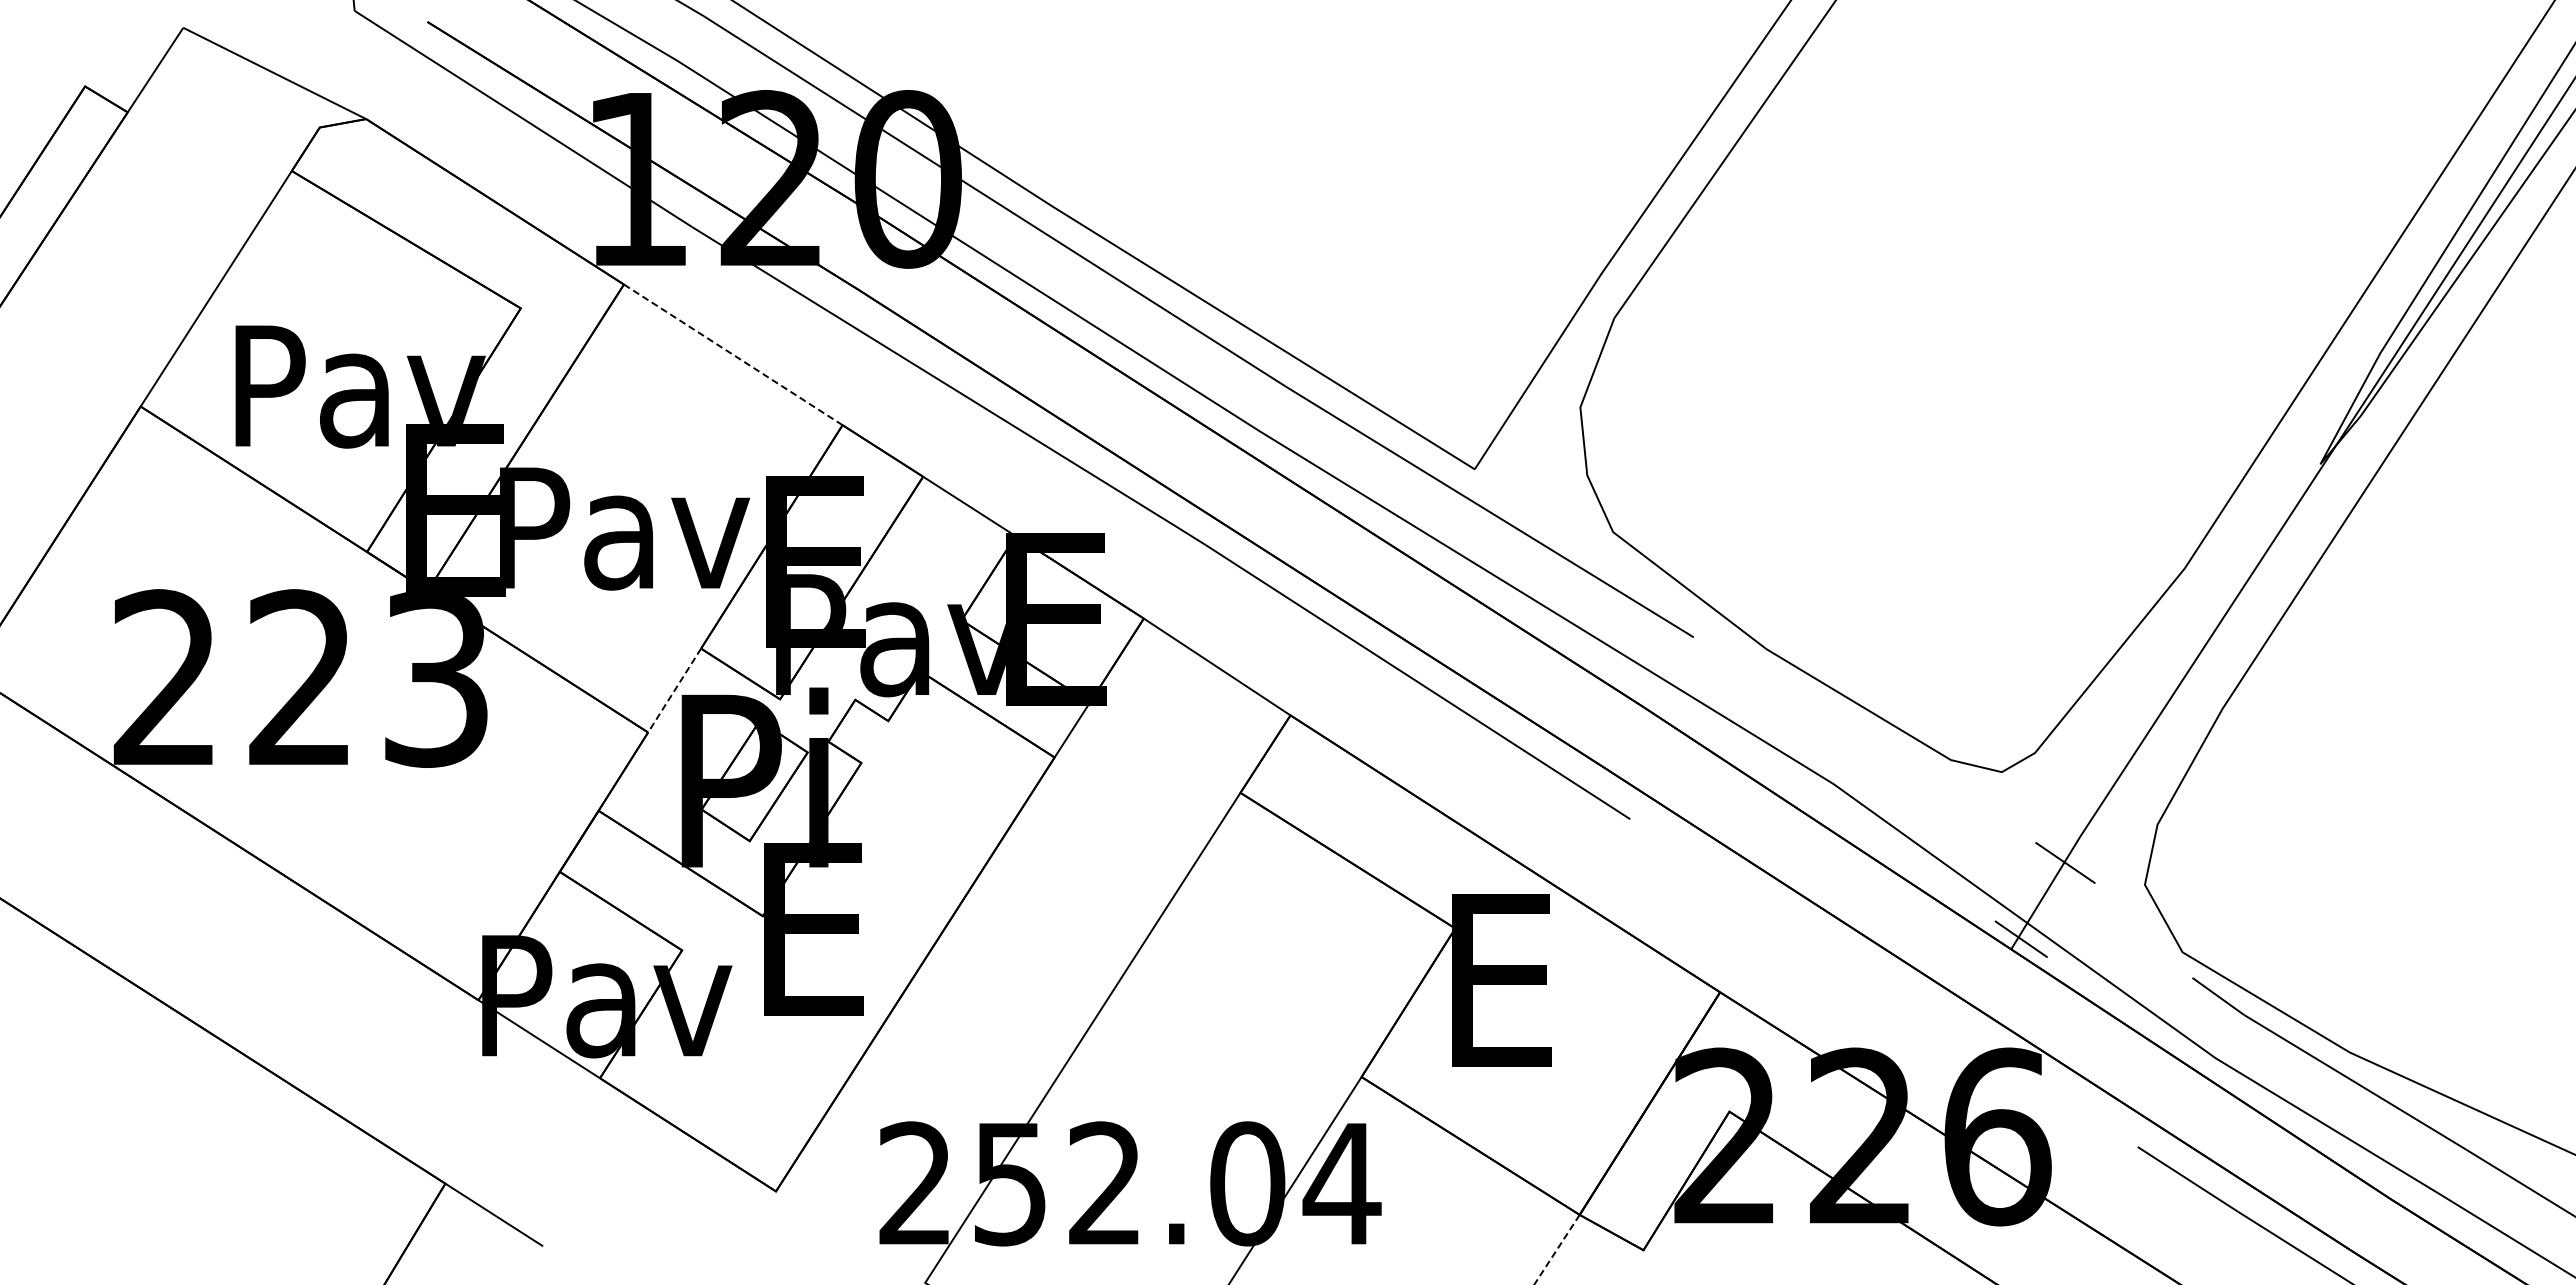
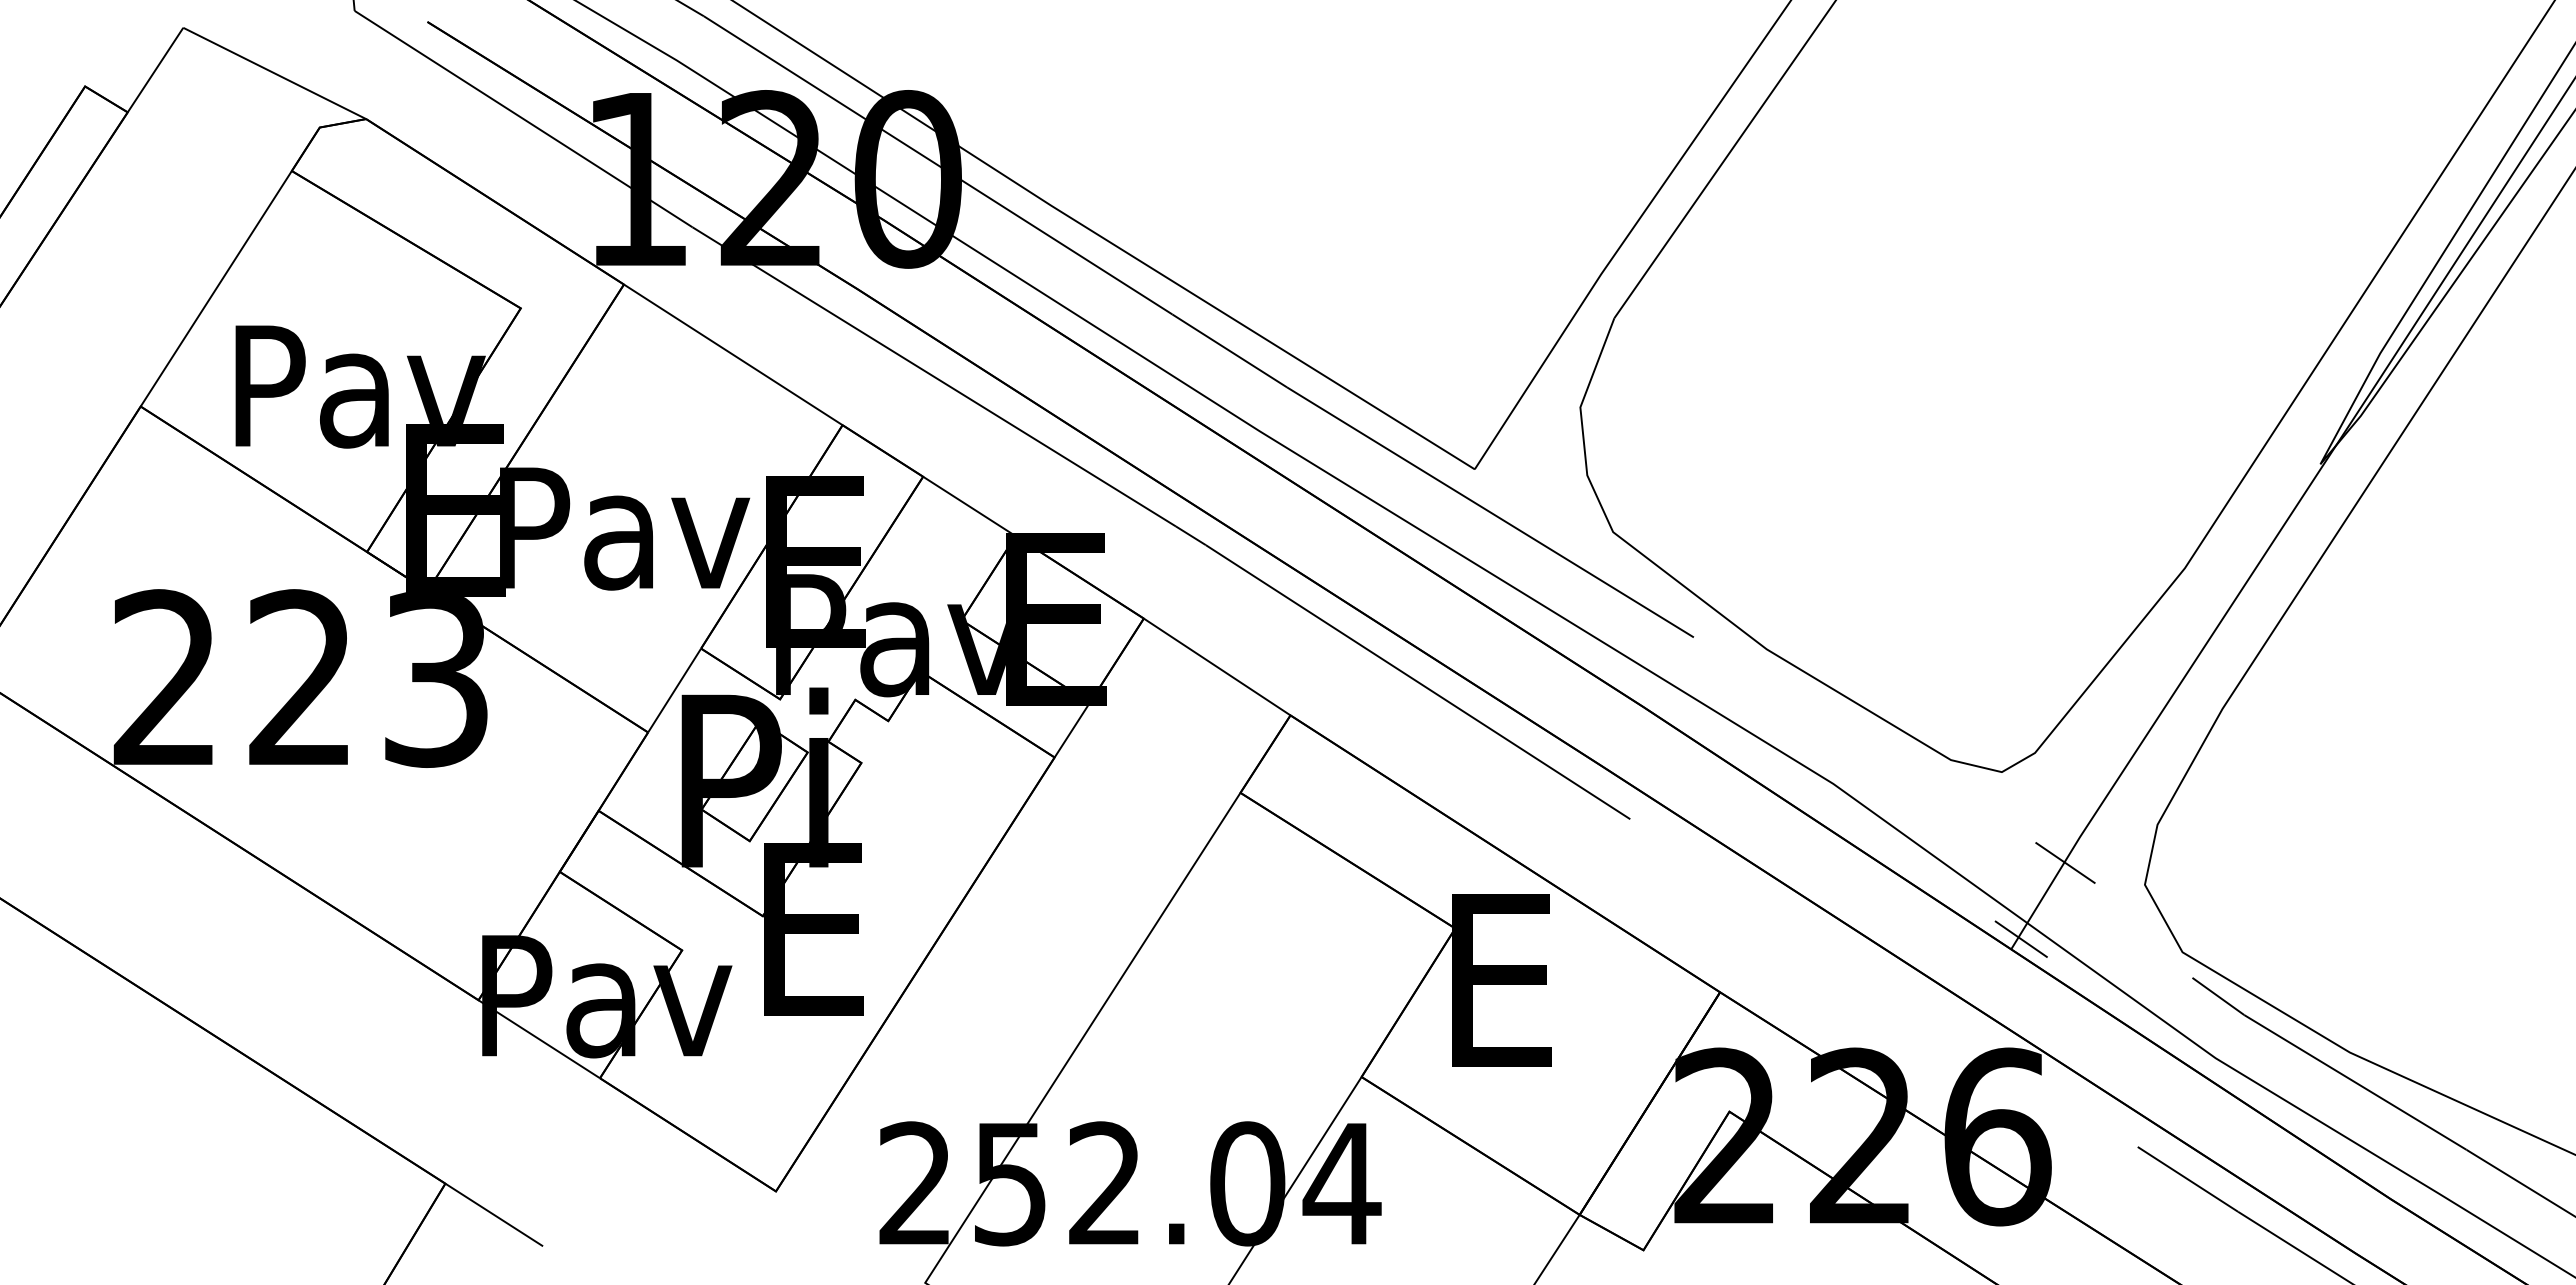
line: dashed -> solid (733, 354)
line: dashed -> solid (674, 690)
line: dashed -> solid (1556, 1250)
